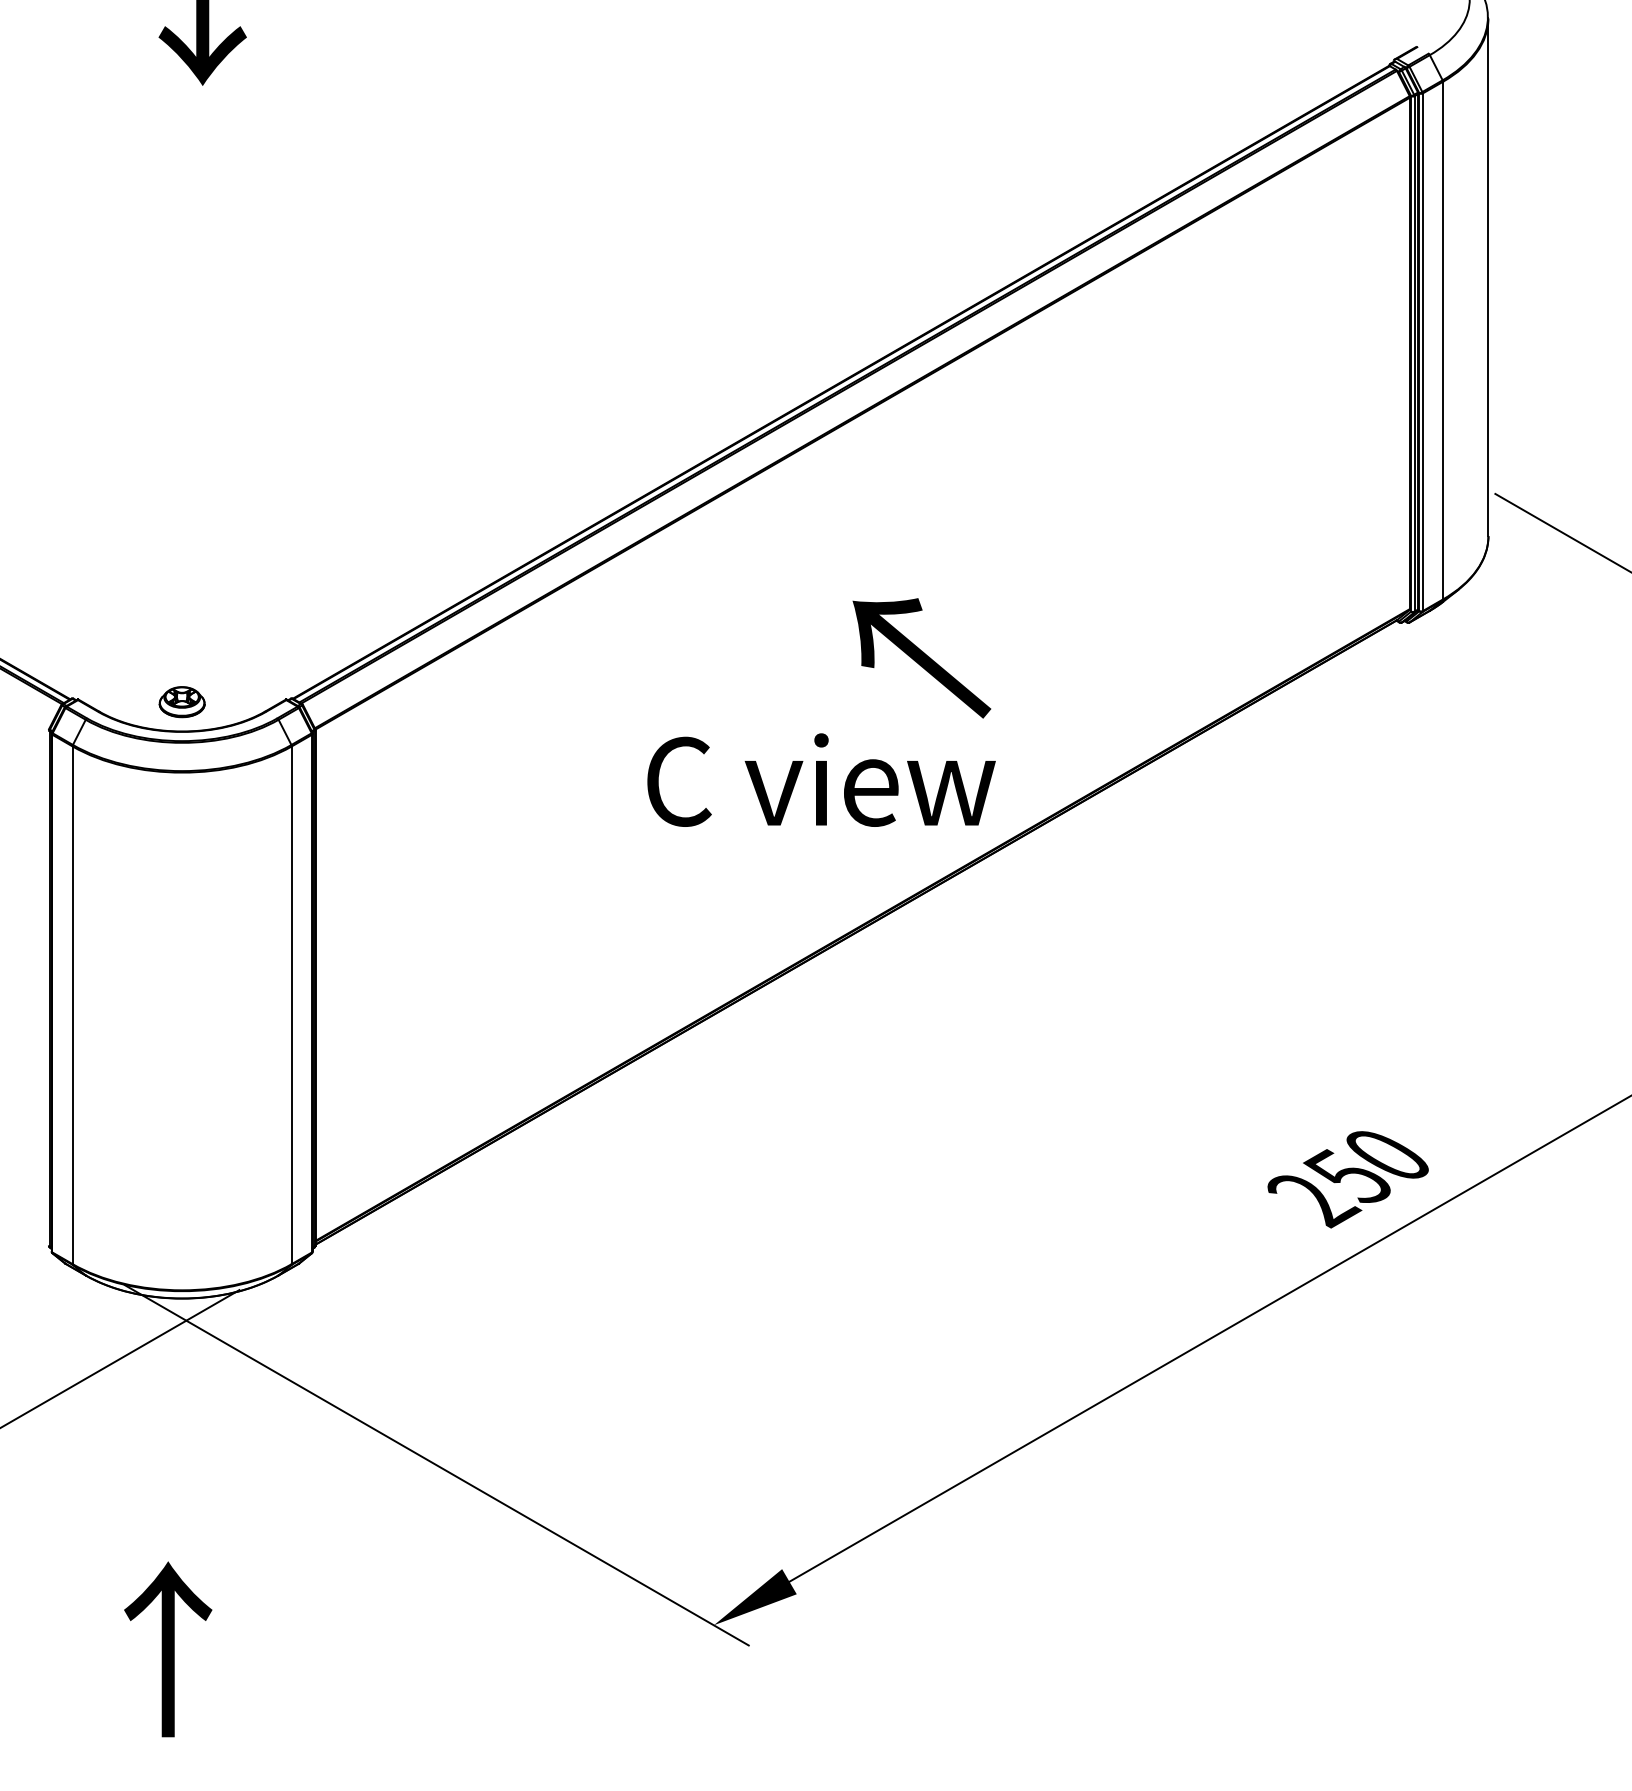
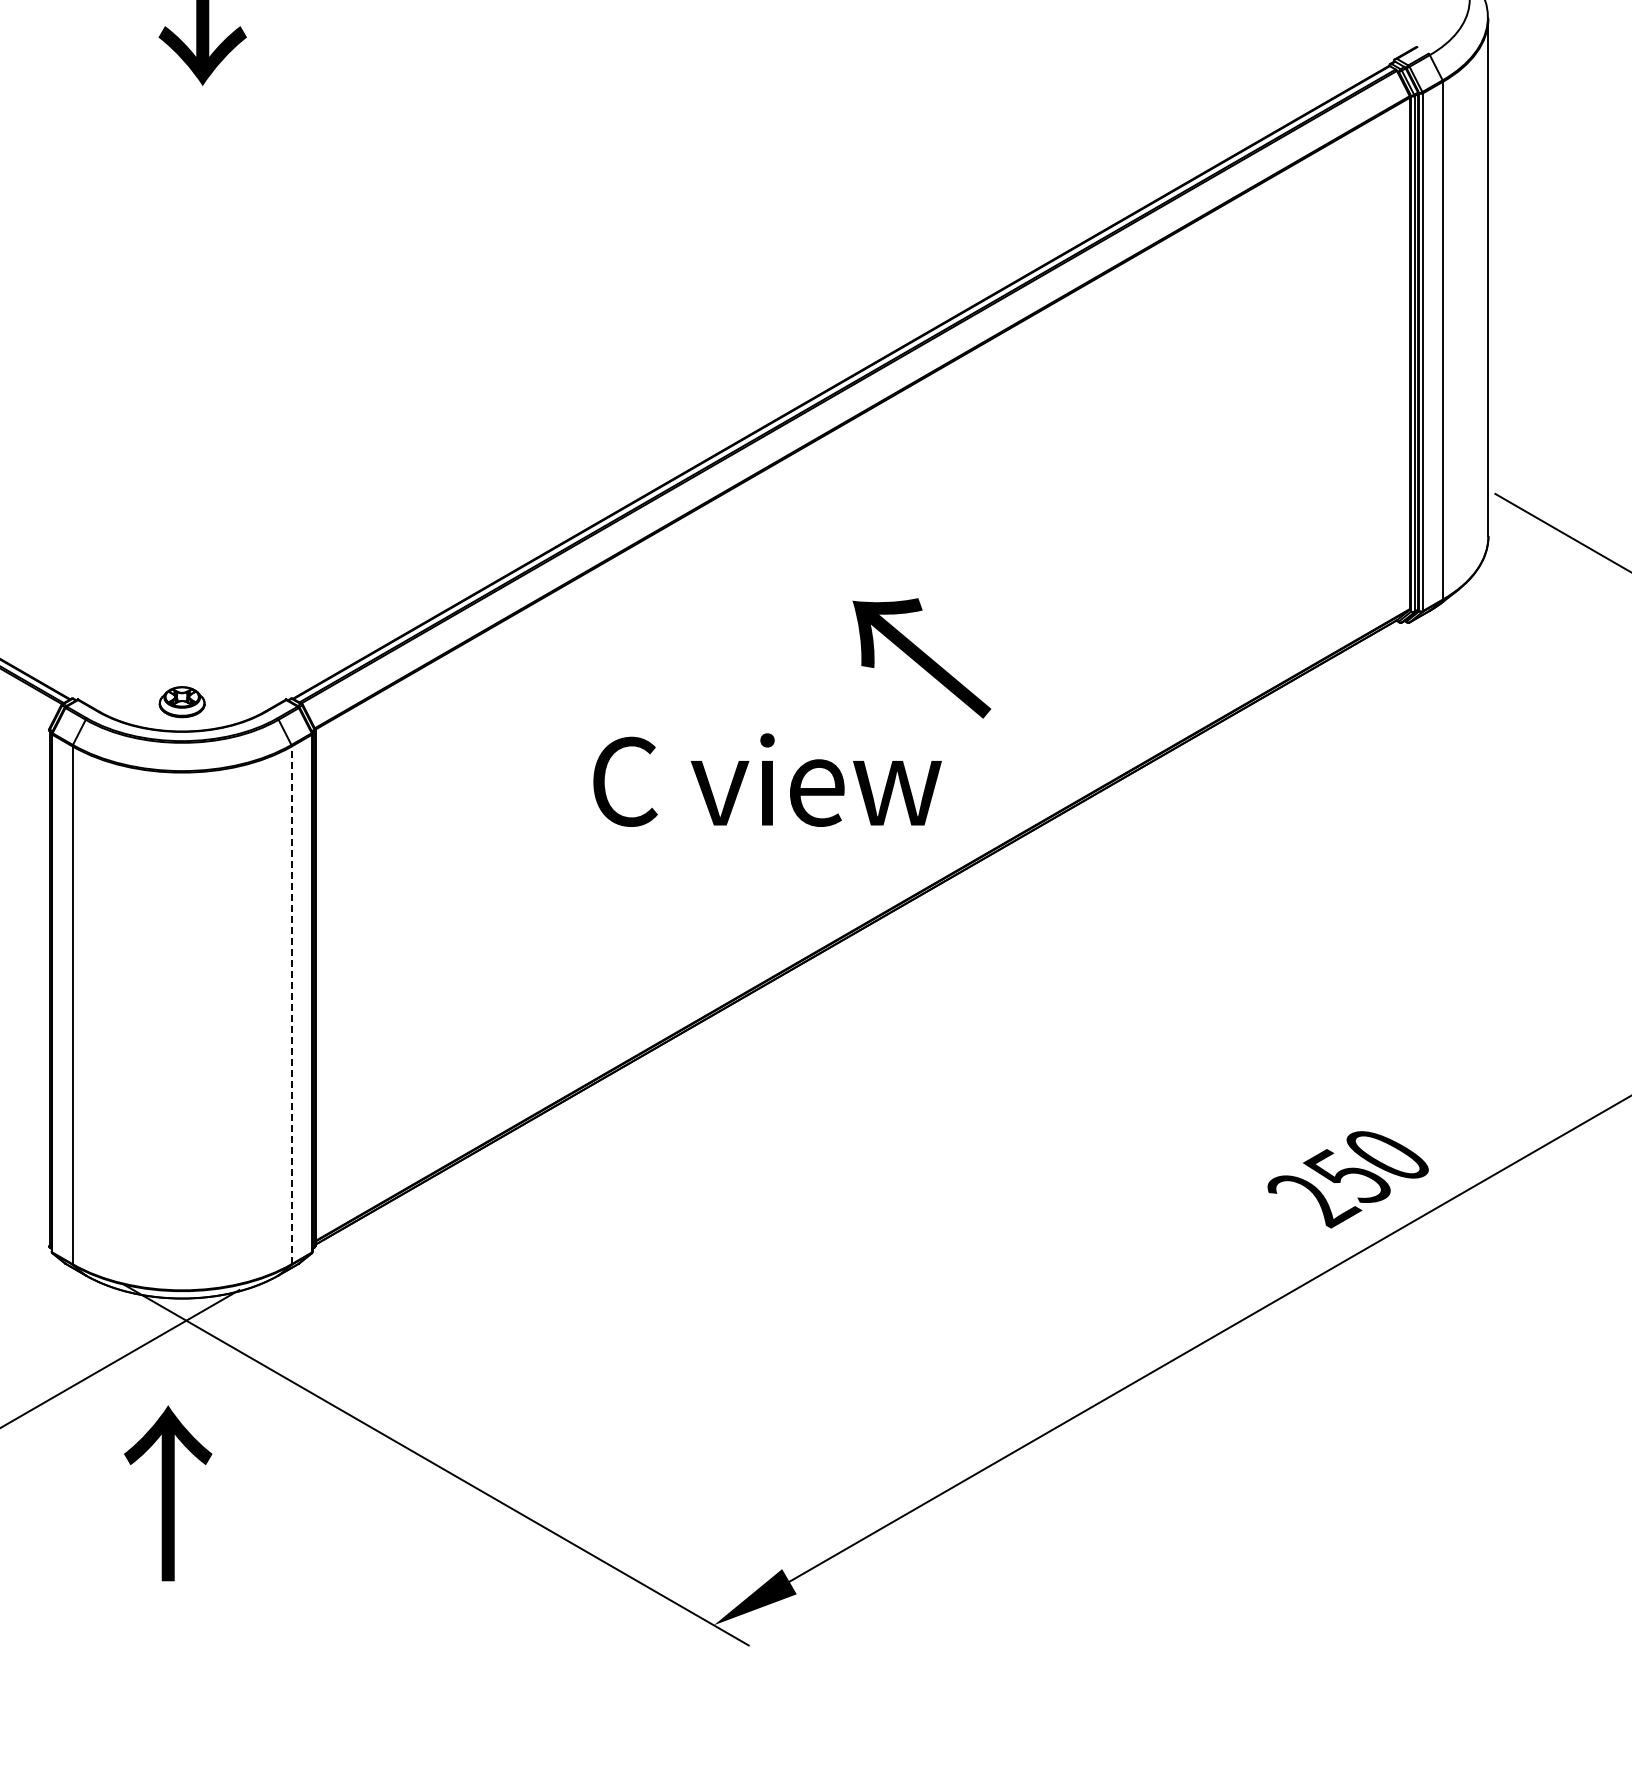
text position: (821, 779) -> (767, 779) (767, 779)
line: solid -> dashed (291, 1005)
text position: (168, 1649) -> (168, 1493) (168, 1493)
